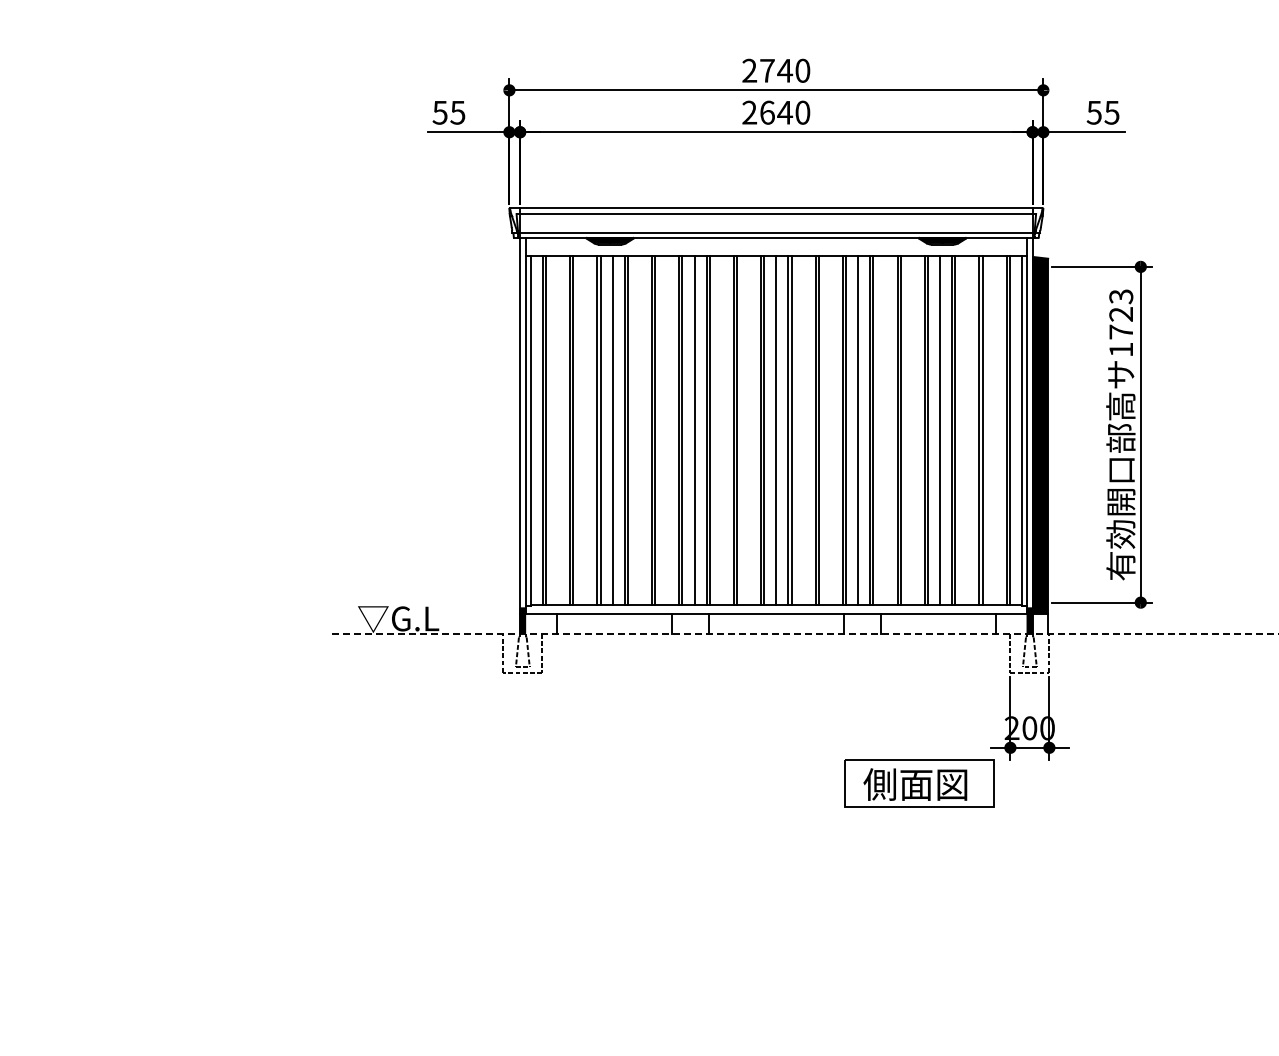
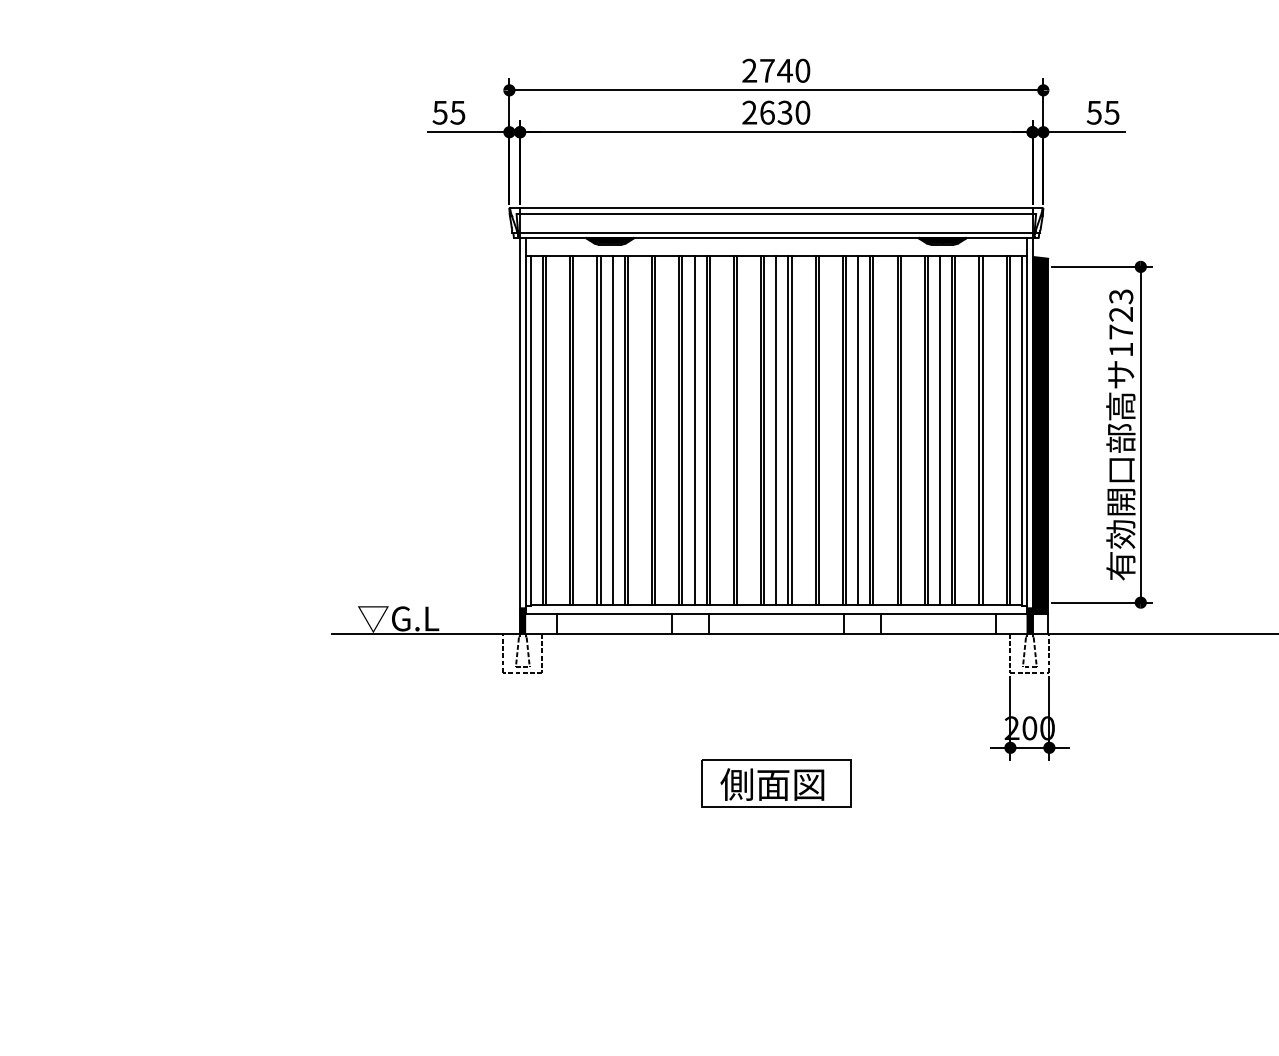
text: 2640 -> 2630 (785, 112)
line: dashed -> solid (806, 633)
part position: (919, 783) -> (776, 783) (776, 783)
